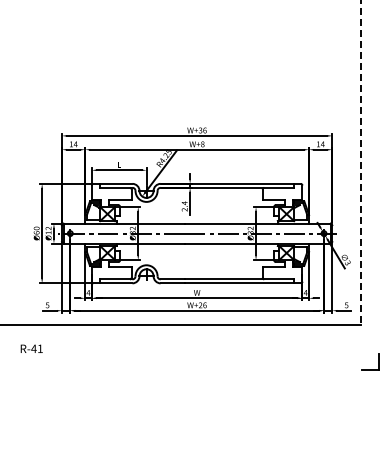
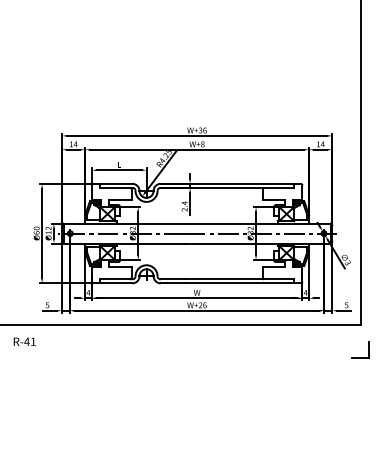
line: dashed -> solid (360, 163)
text position: (31, 348) -> (24, 341) (24, 341)
part position: (378, 361) -> (368, 349) (368, 349)
